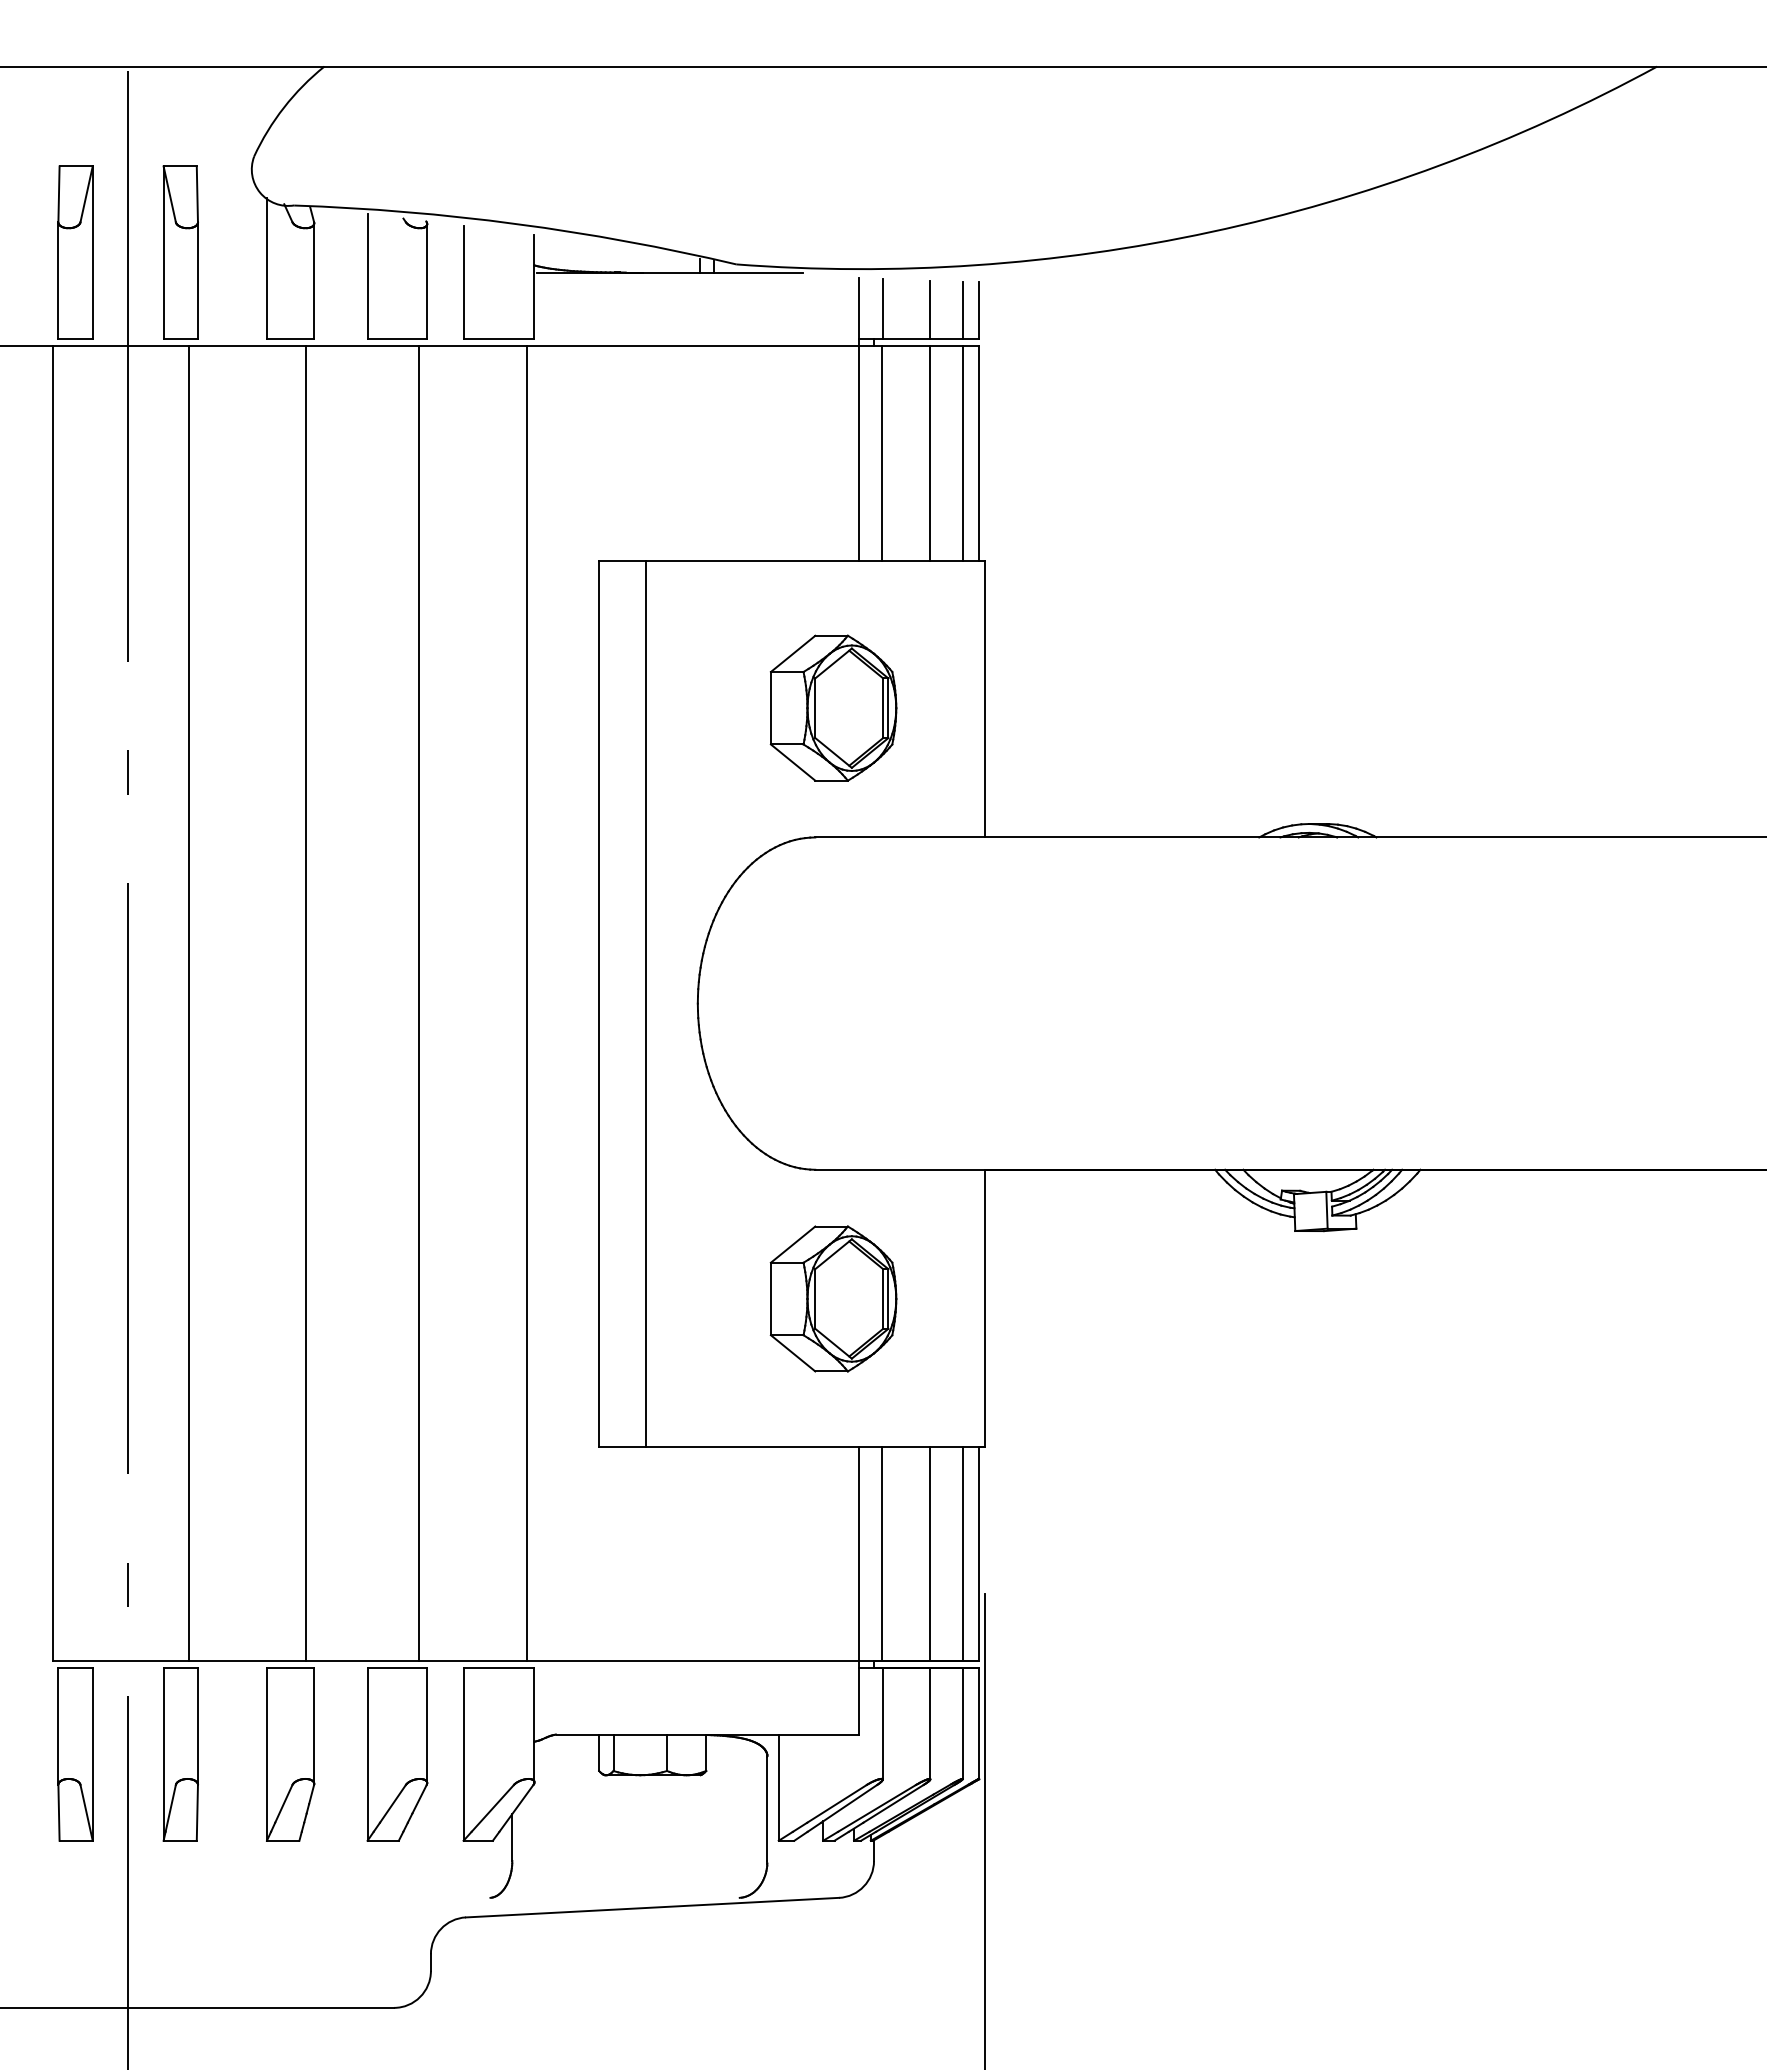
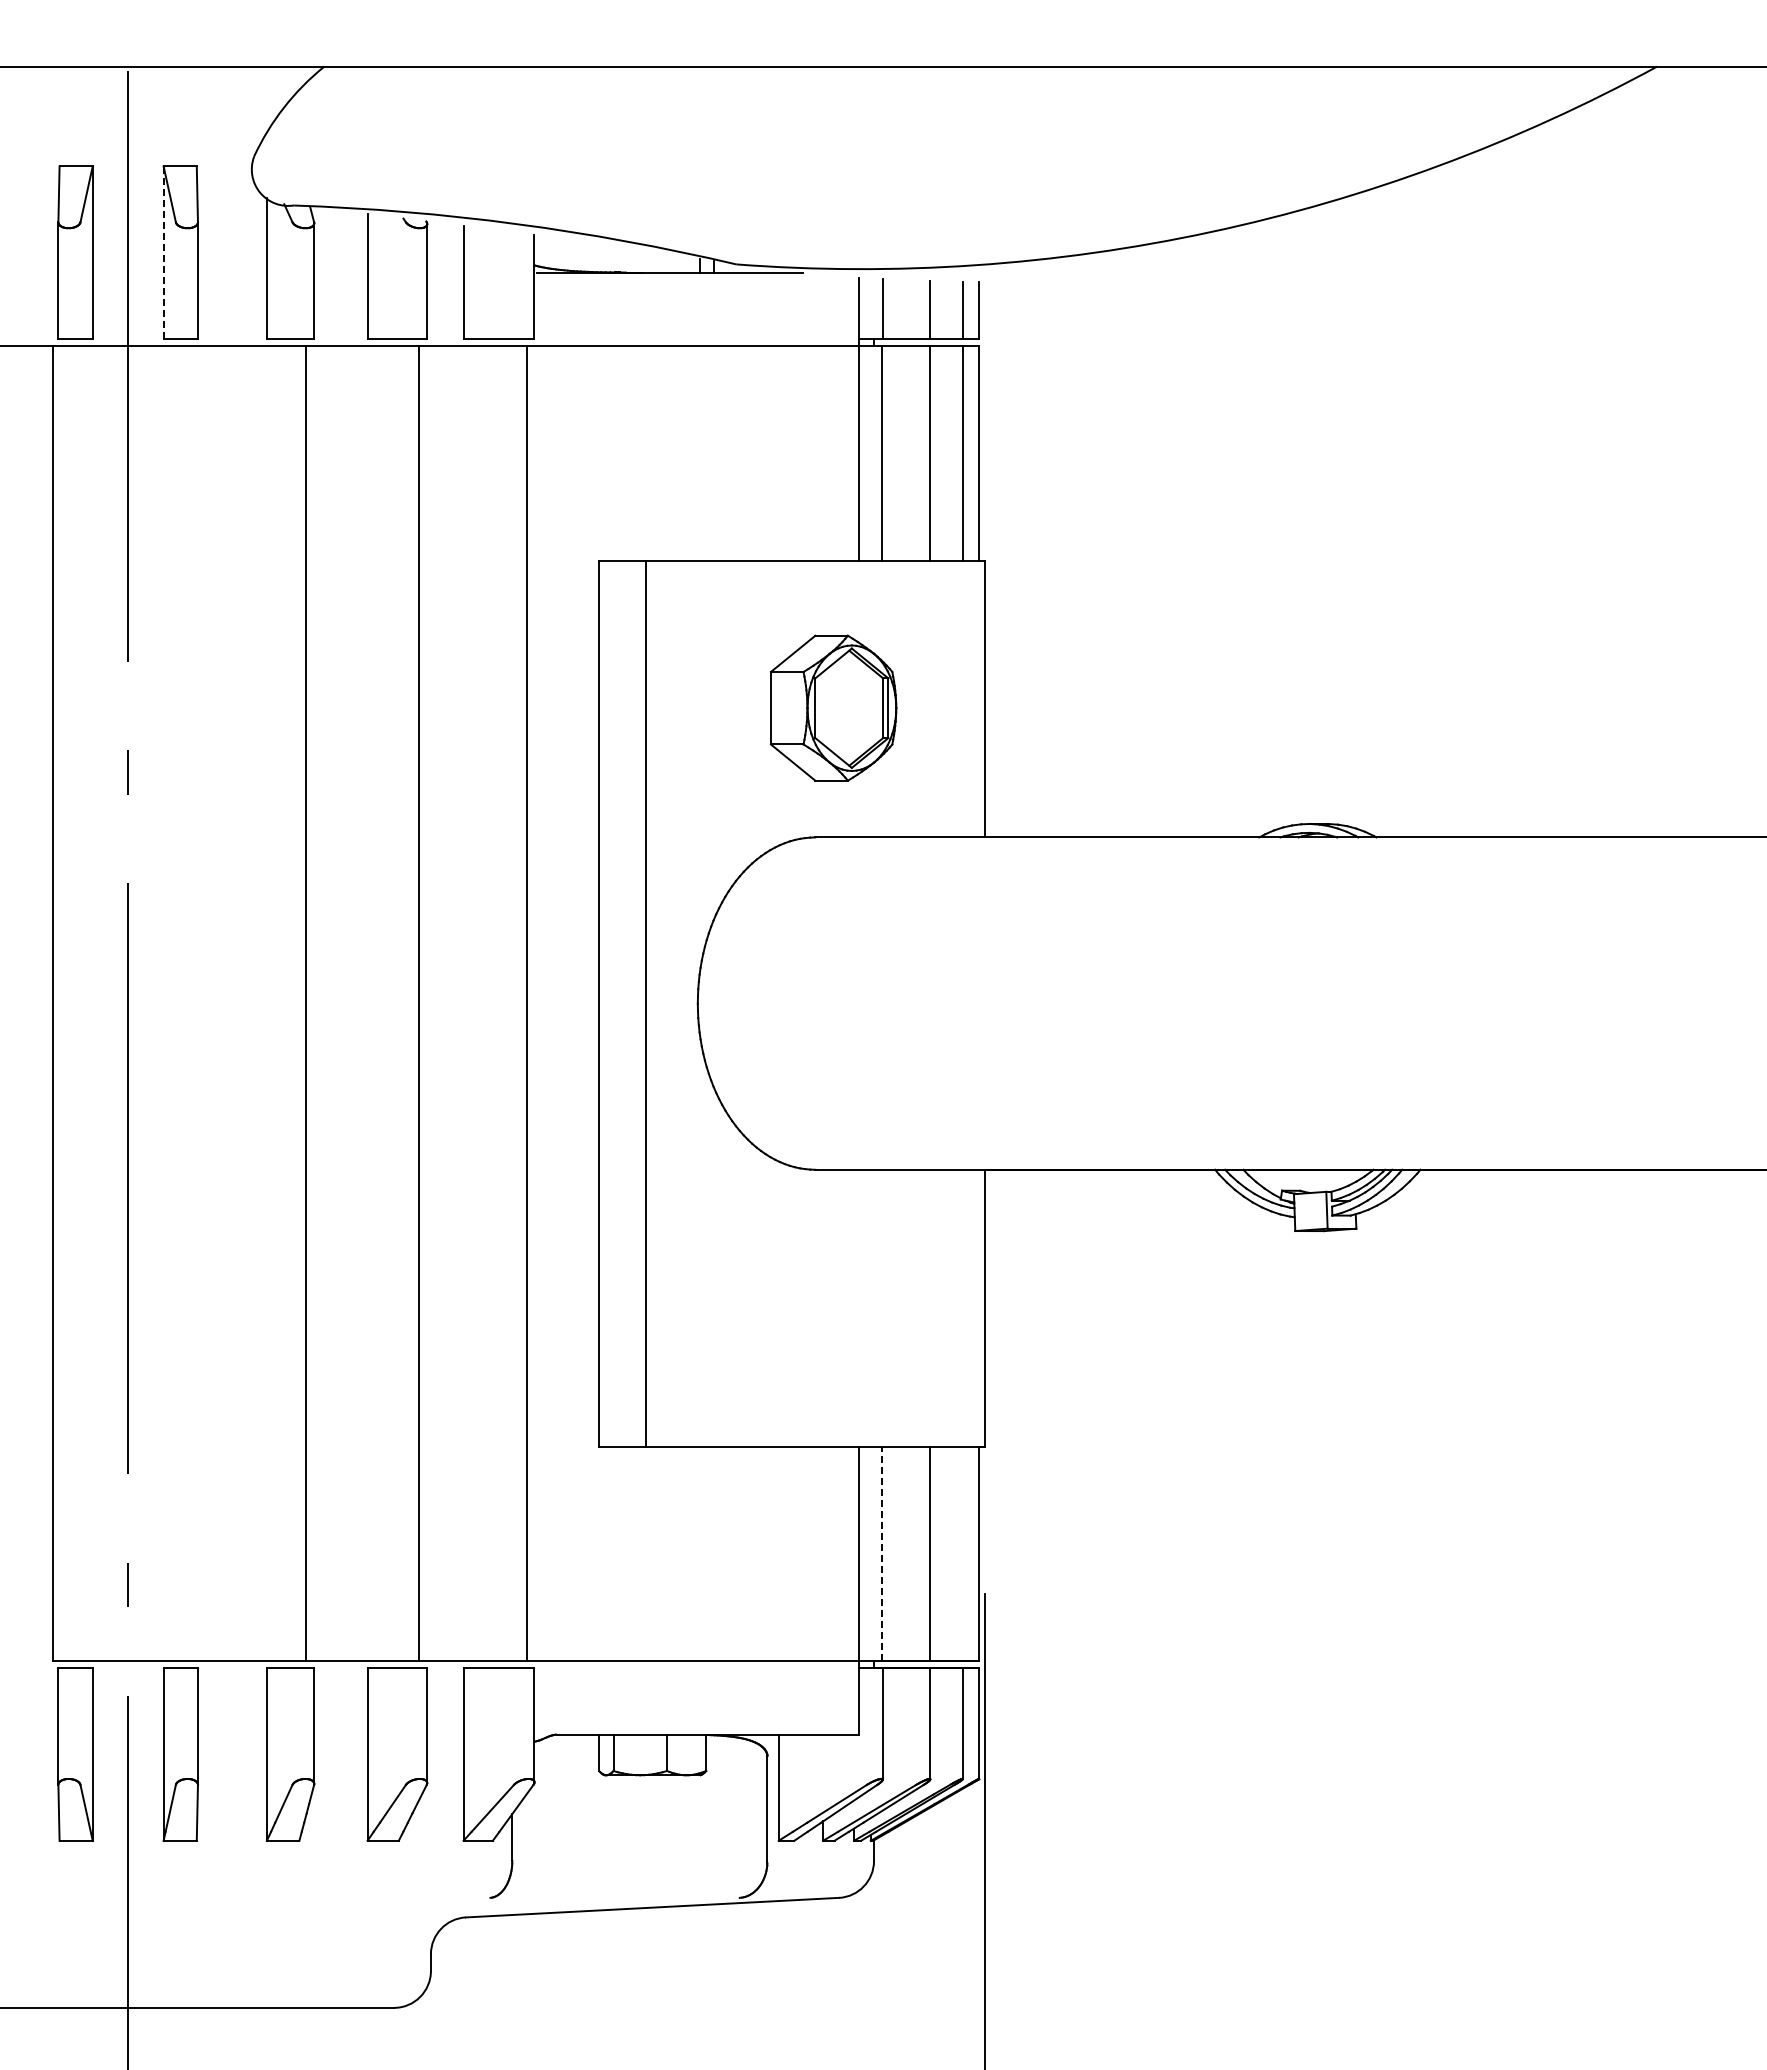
line: solid -> dashed (163, 252)
line: present -> none (189, 1003)
part: present -> none (833, 1298)
line: solid -> dashed (882, 1553)
line: present -> none (962, 1553)
